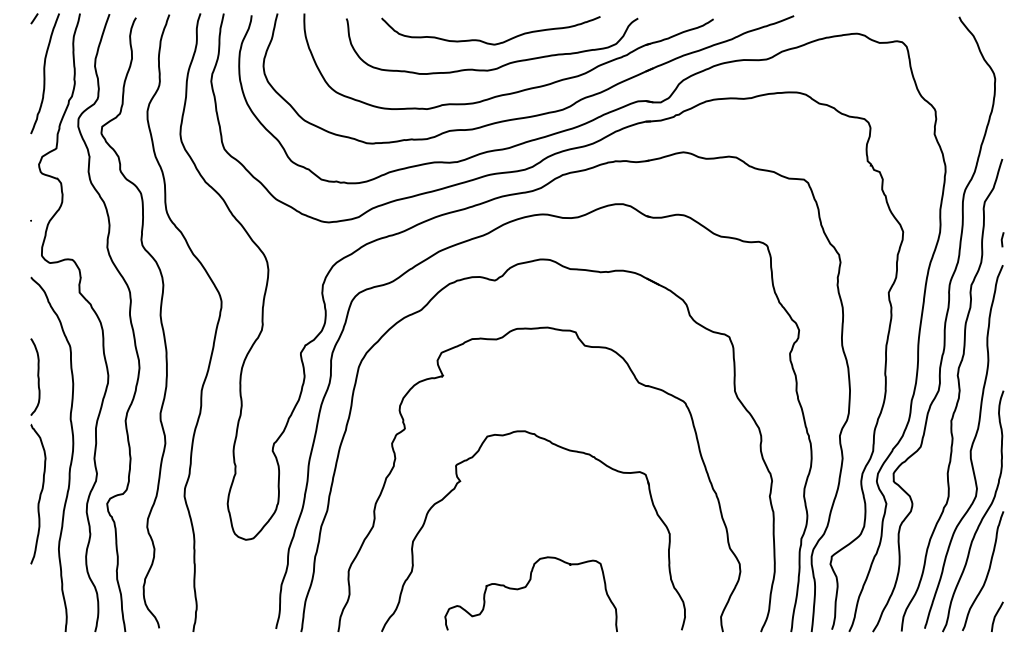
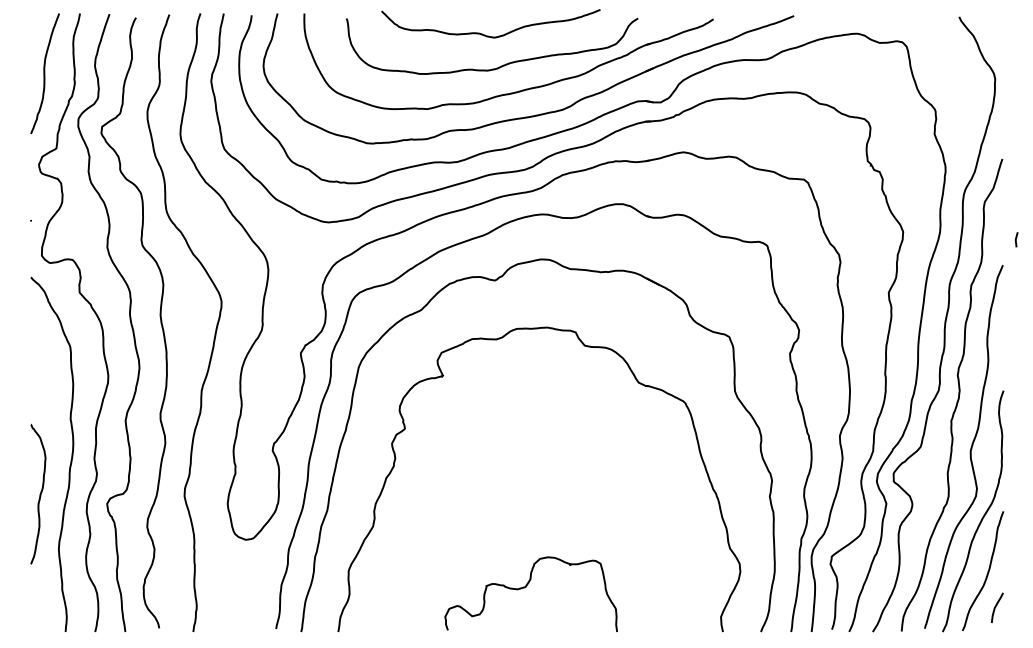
line: present -> none (34, 18)
curve position: (485, 41) -> (485, 34) (485, 34)
line position: (1002, 239) -> (1016, 239) (1016, 239)
curve: present -> none (37, 376)
part: present -> none (563, 449)
curve position: (996, 616) -> (996, 607) (996, 607)
